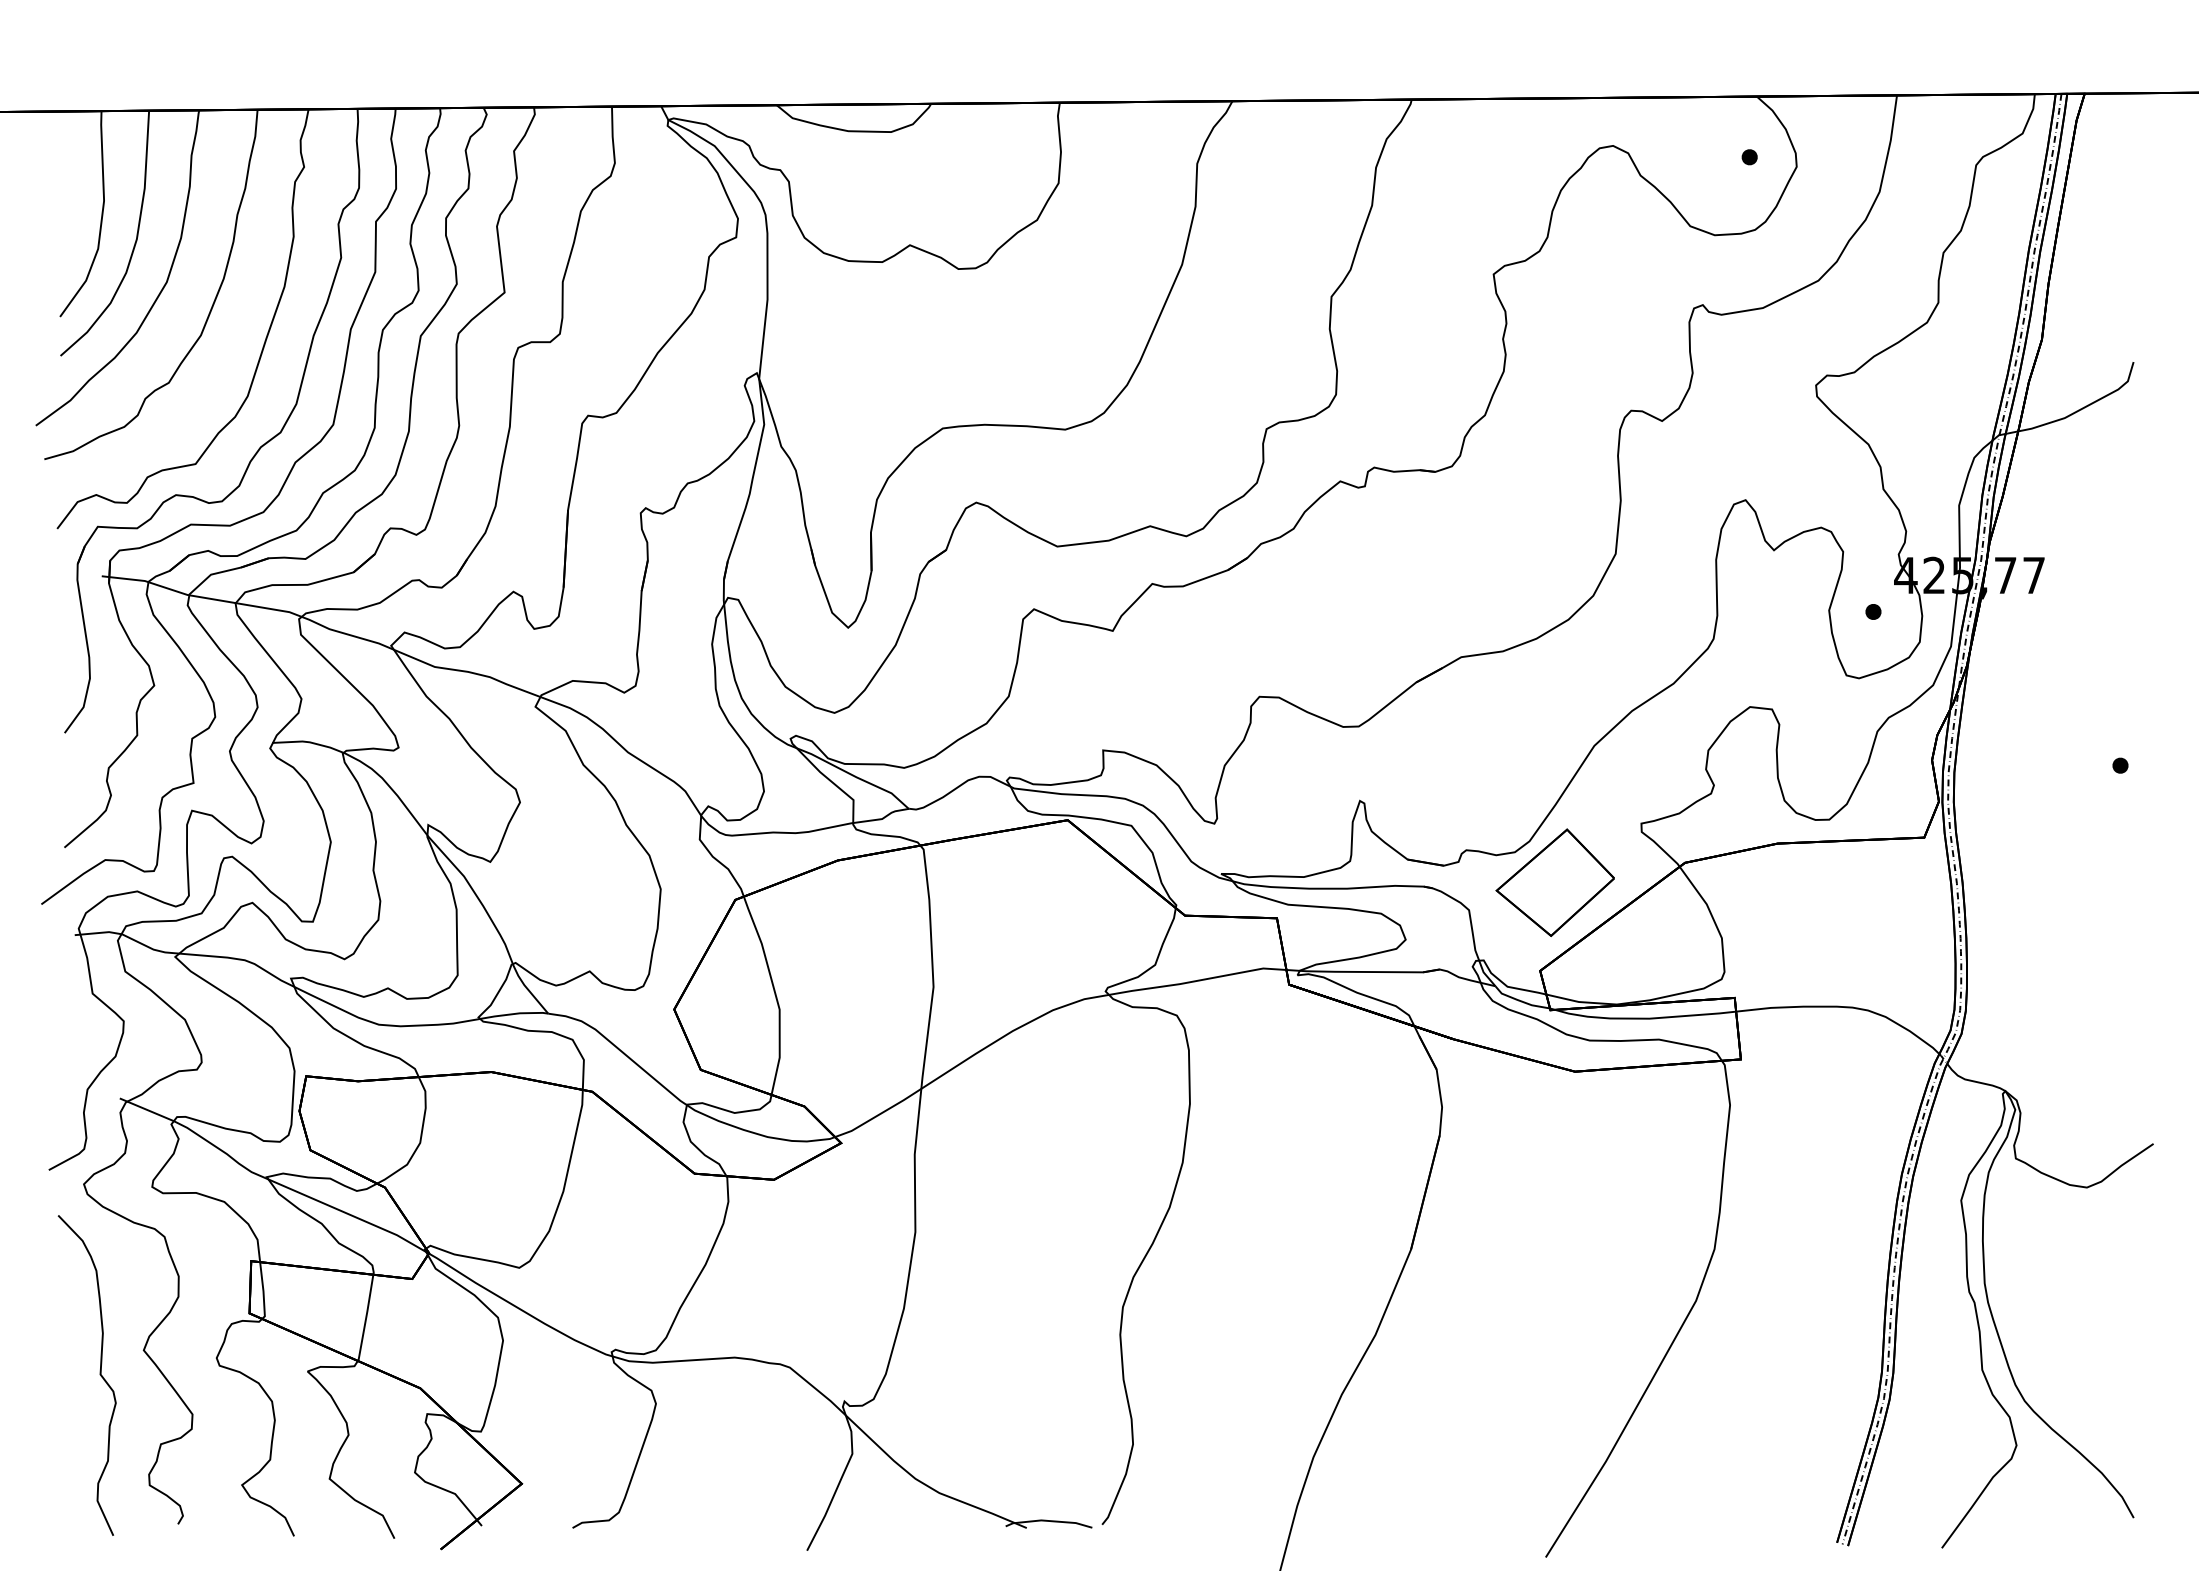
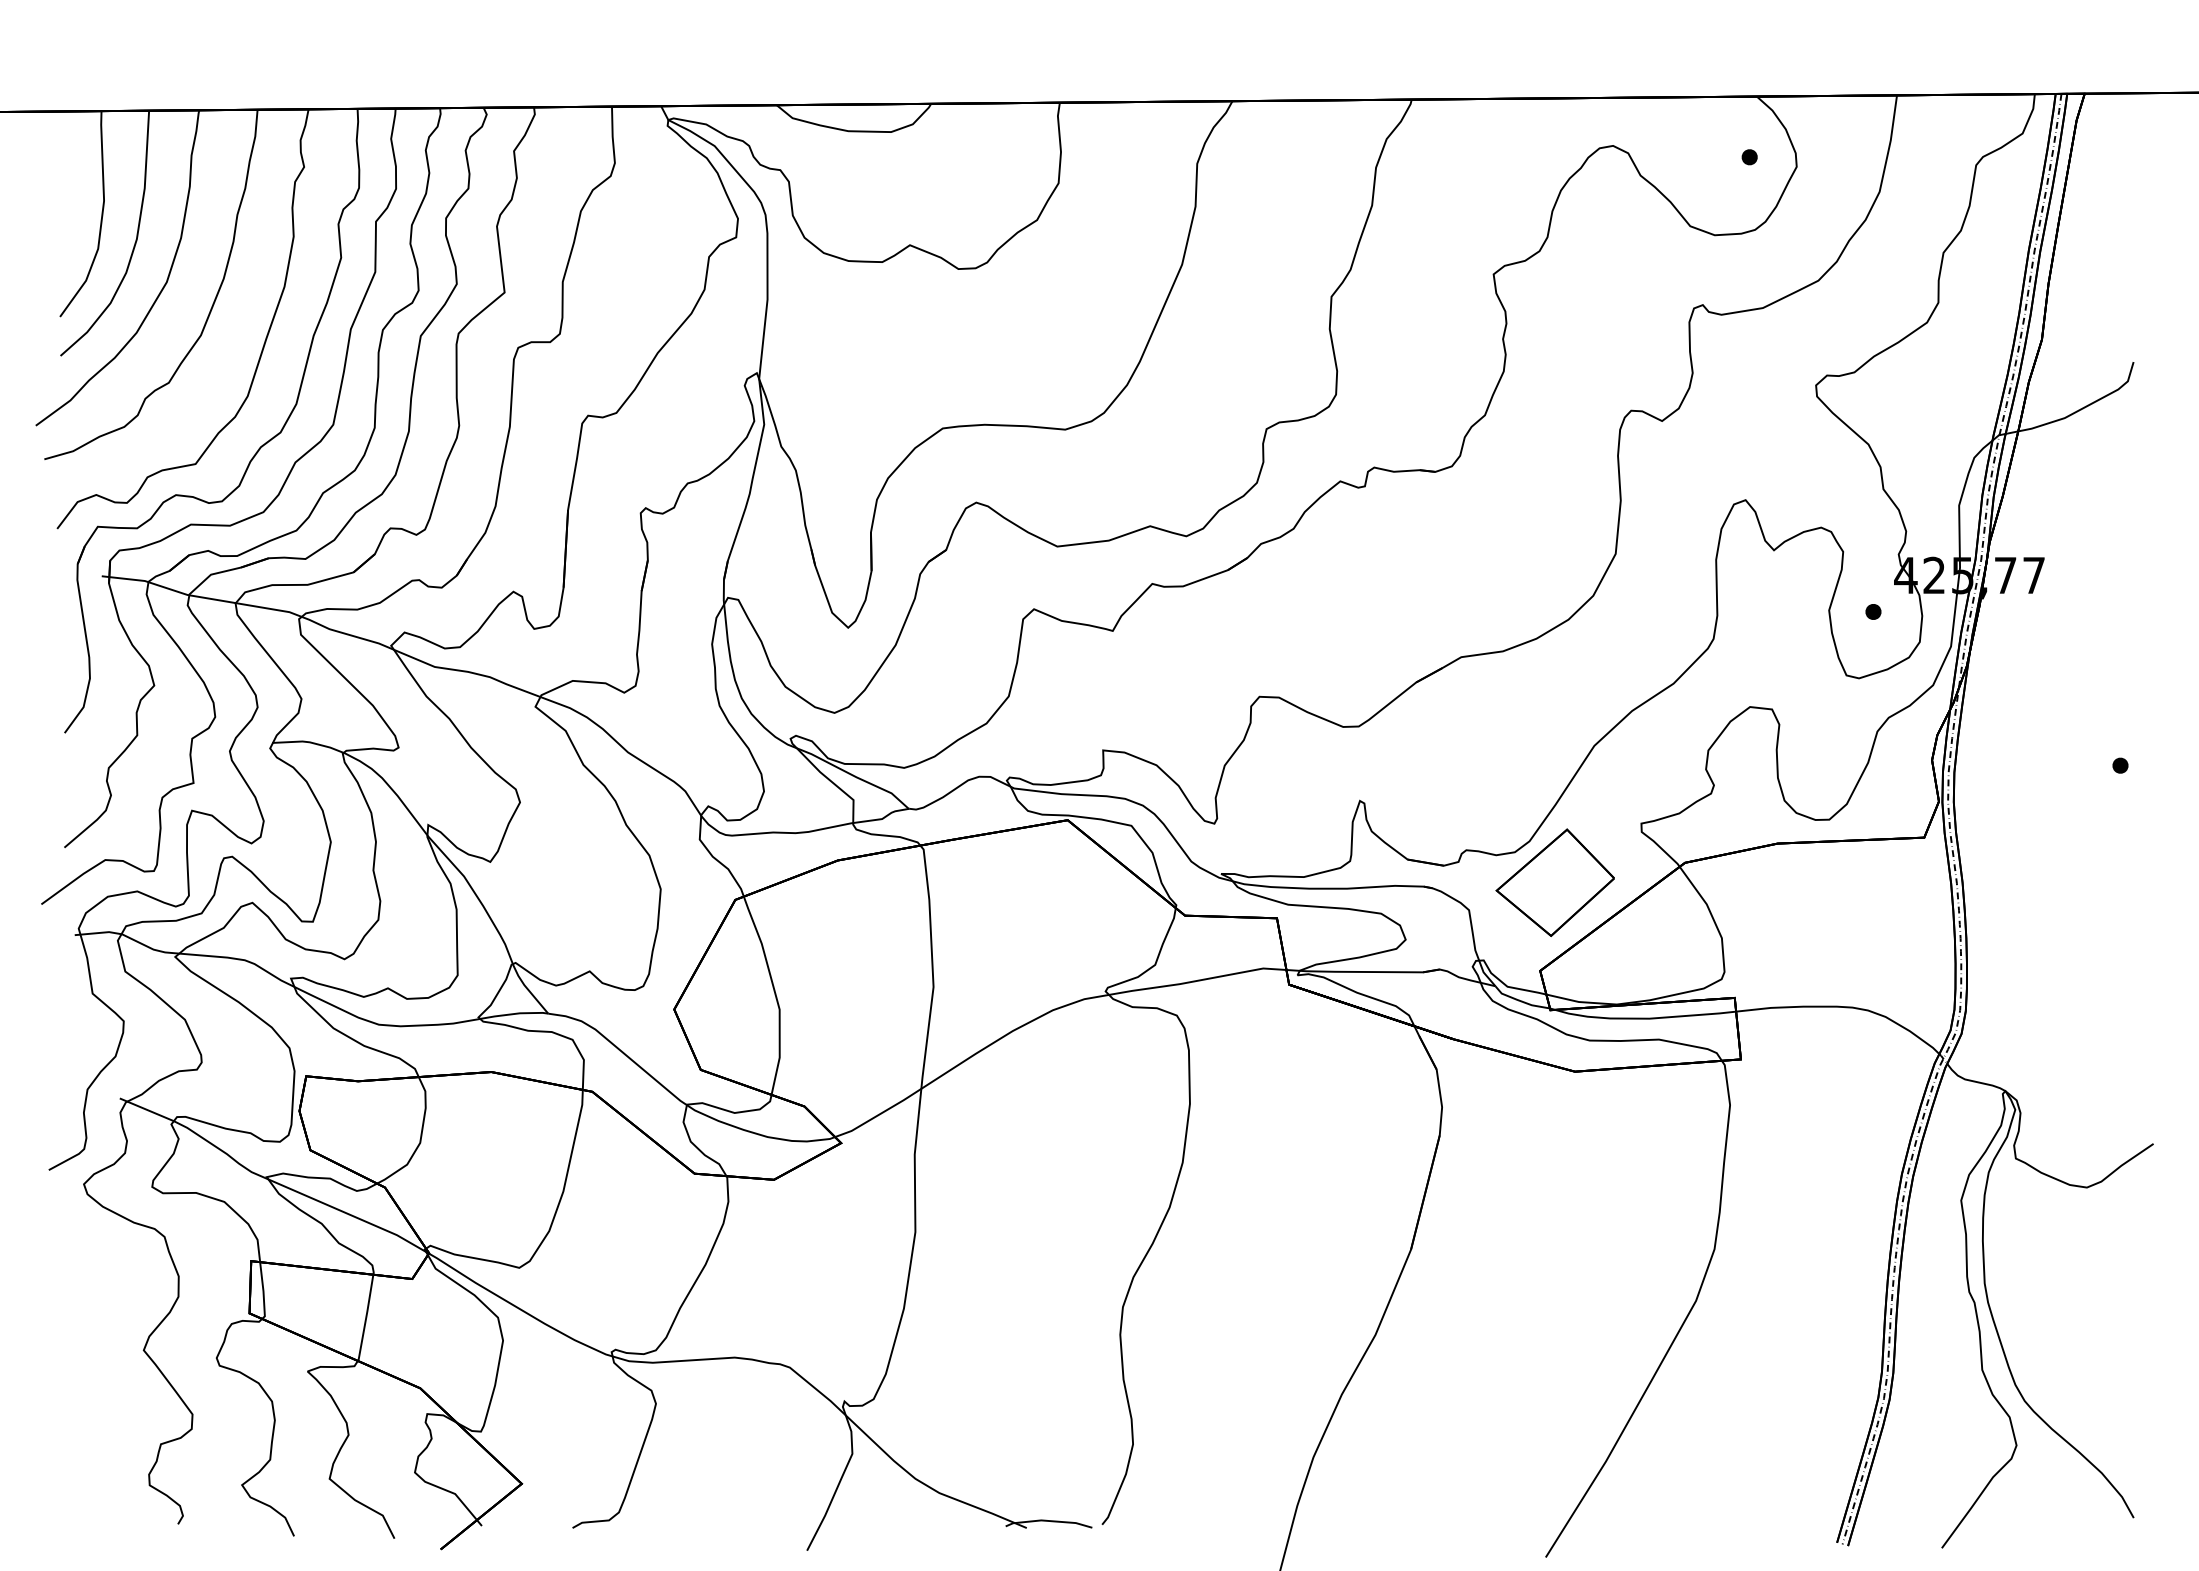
curve: present -> none (99, 1374)
